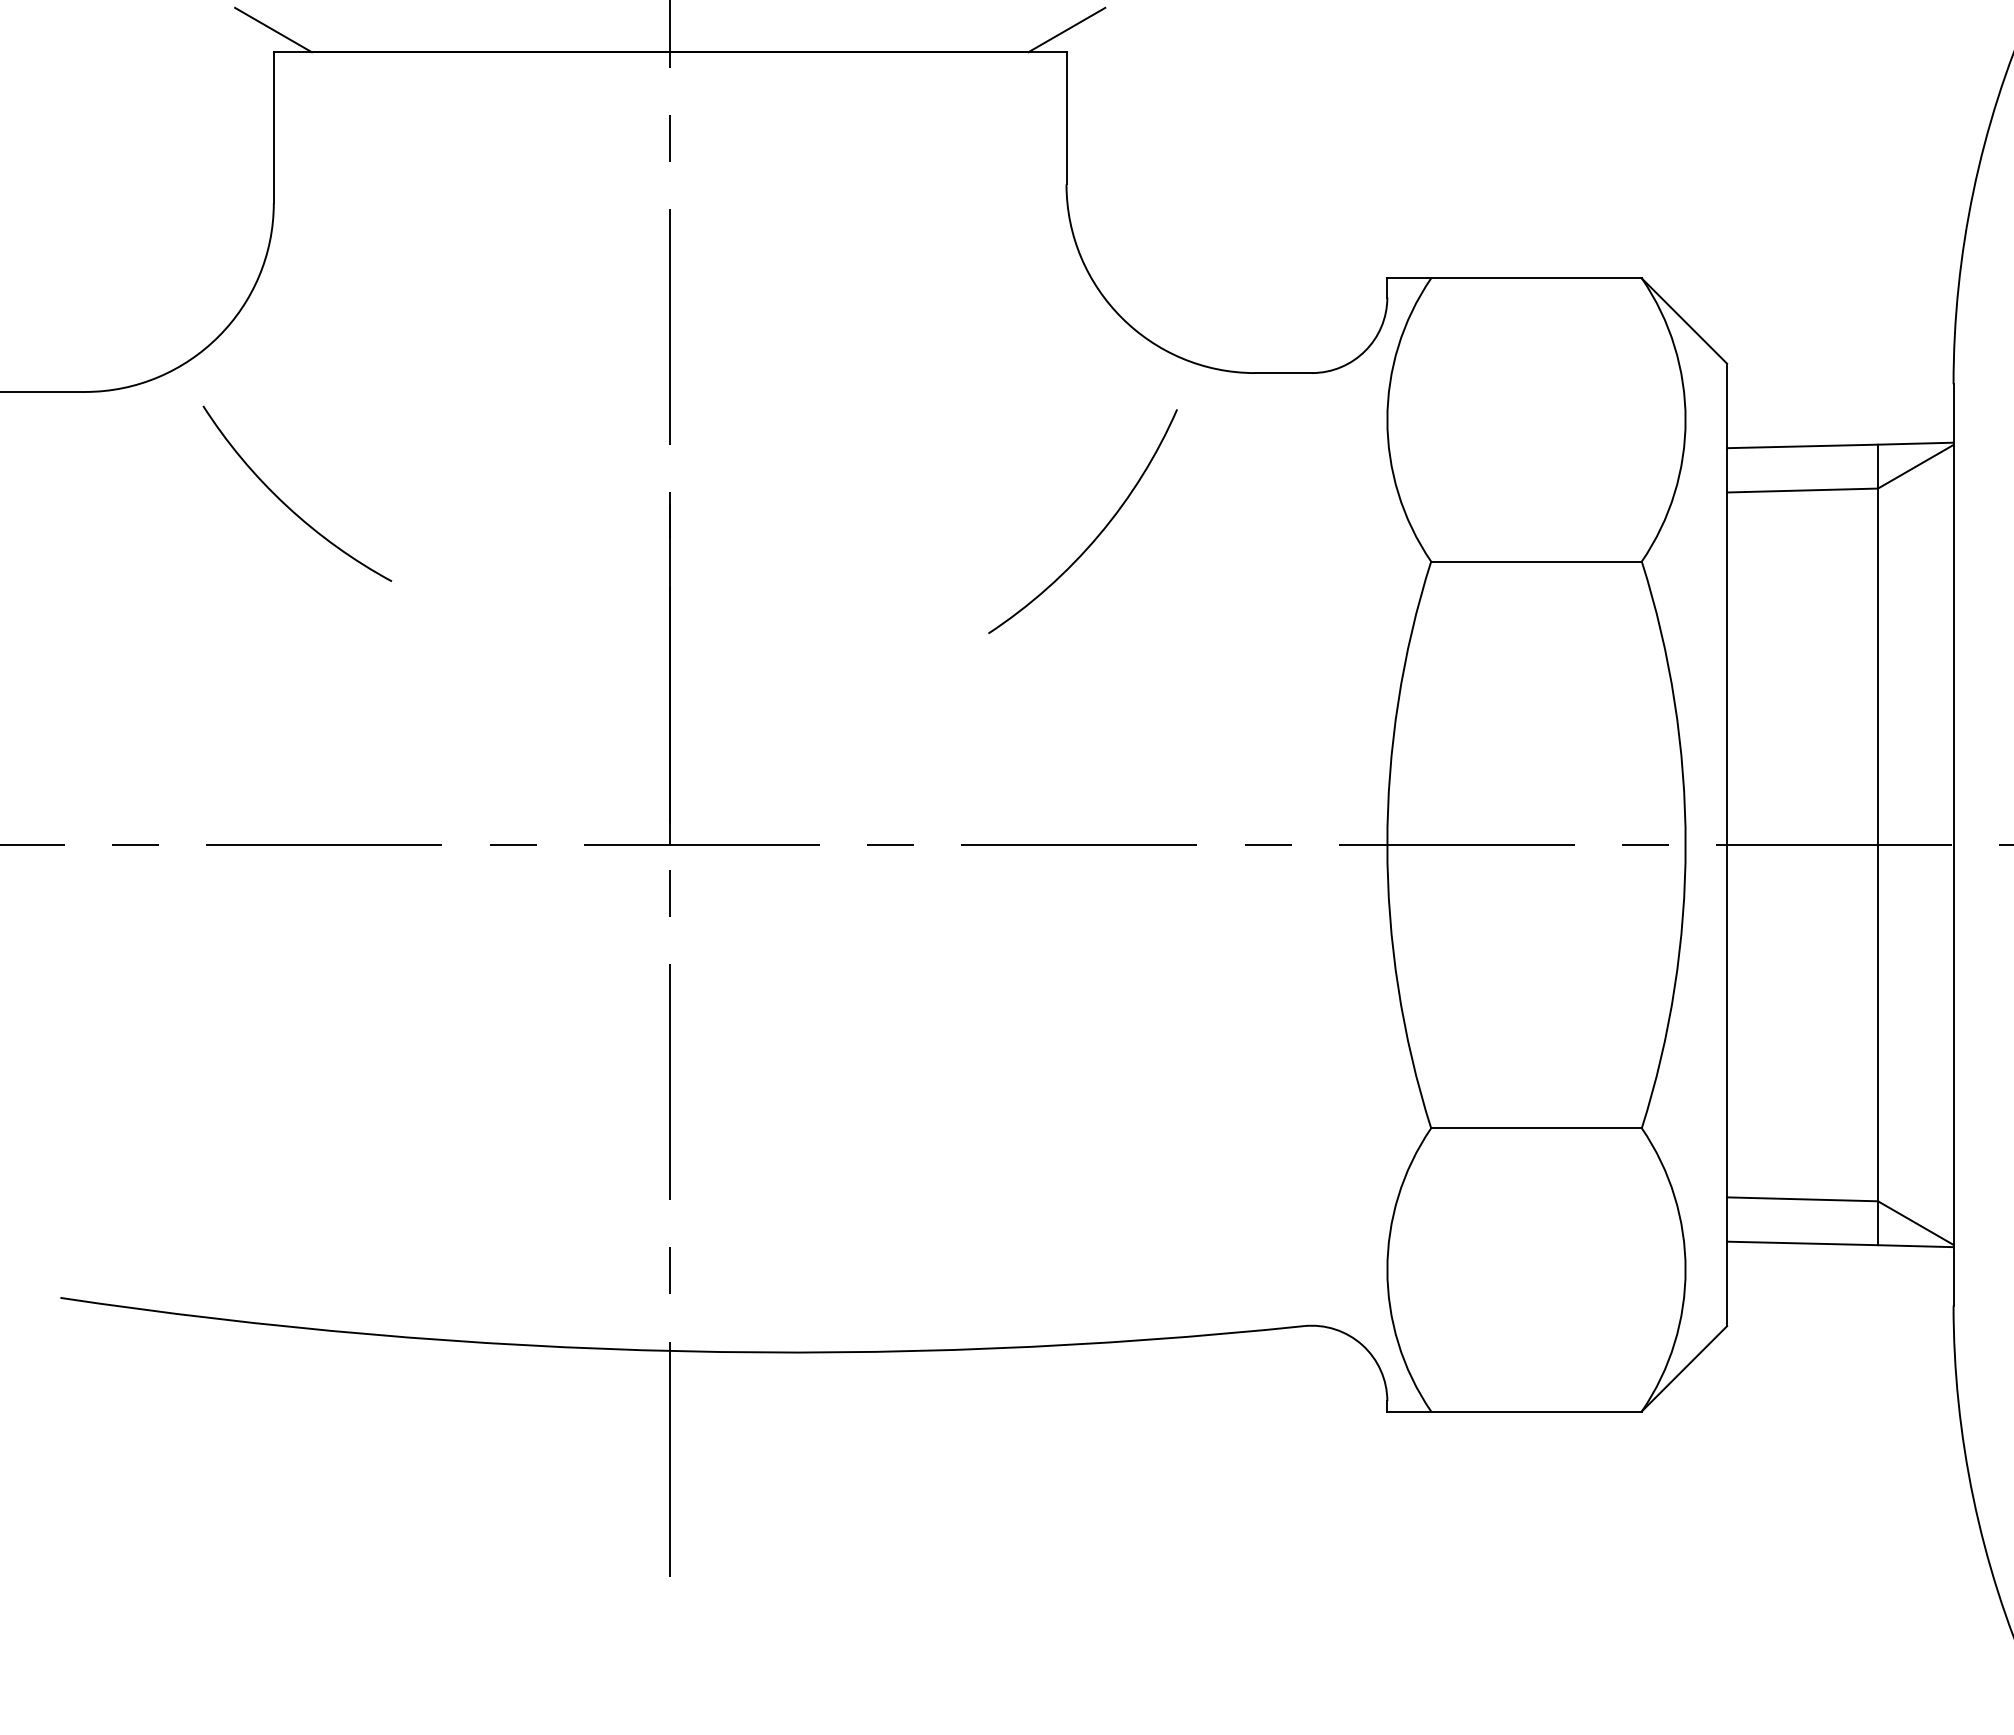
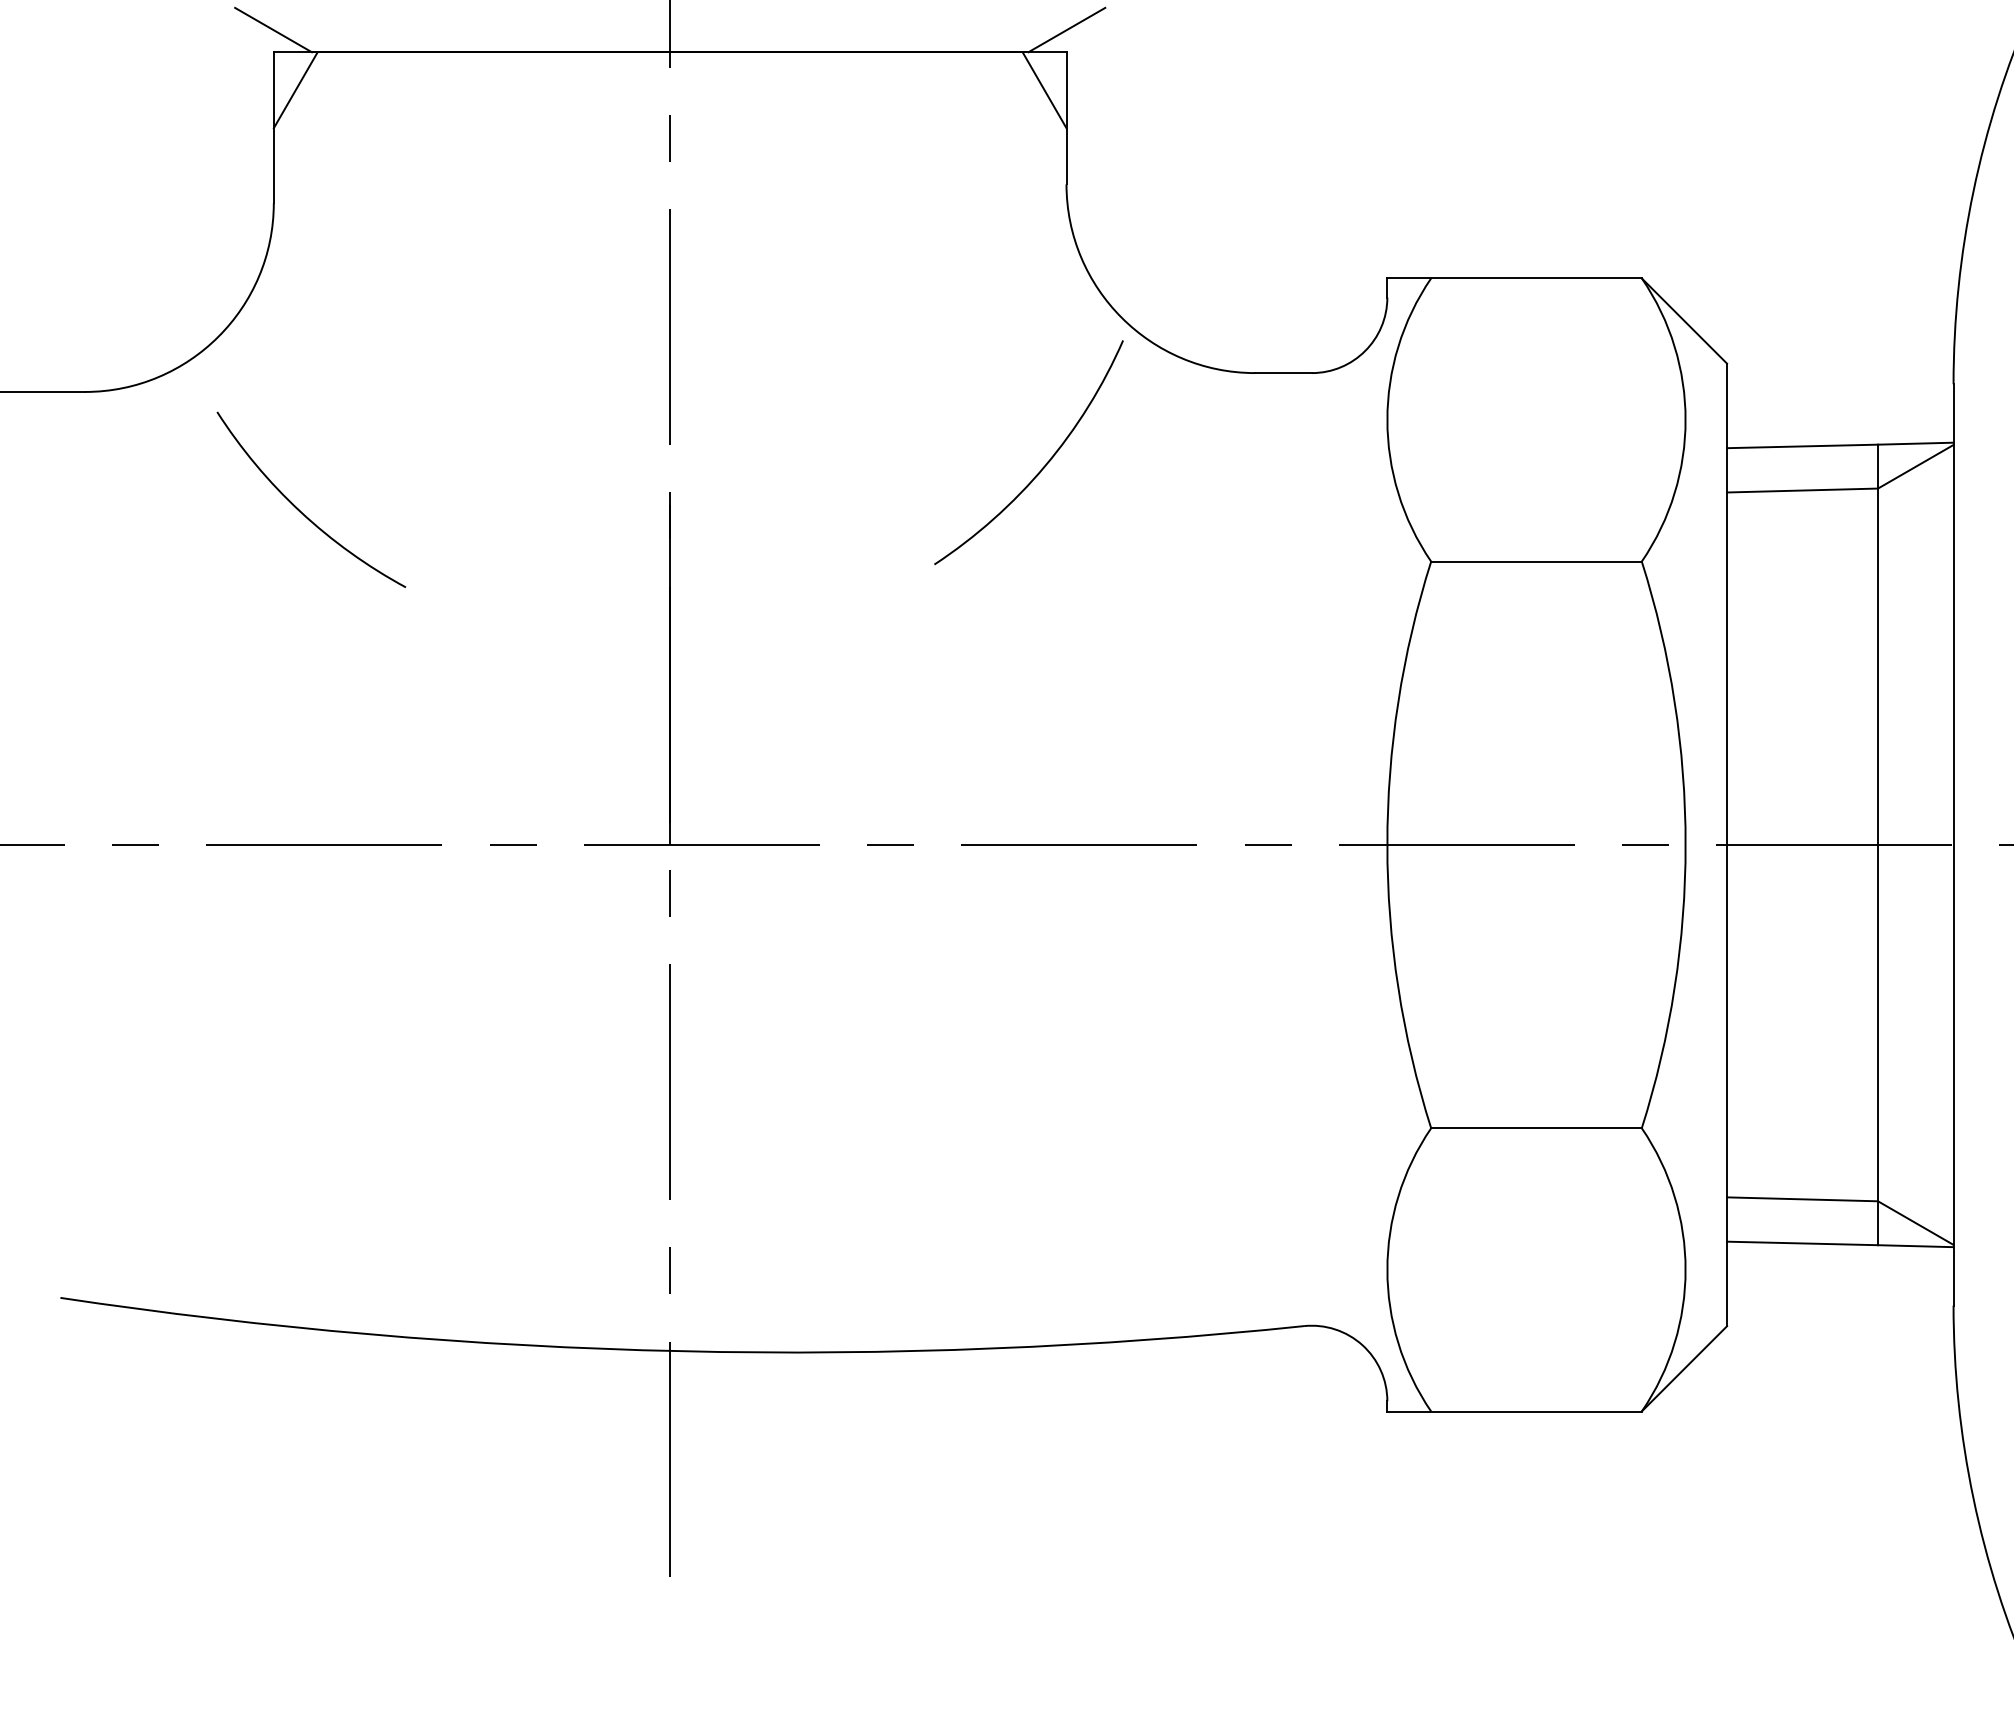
line: none -> present (295, 90)
line: none -> present (1044, 90)
arc position: (286, 504) -> (300, 510) (300, 510)
arc position: (1097, 535) -> (1043, 466) (1043, 466)
